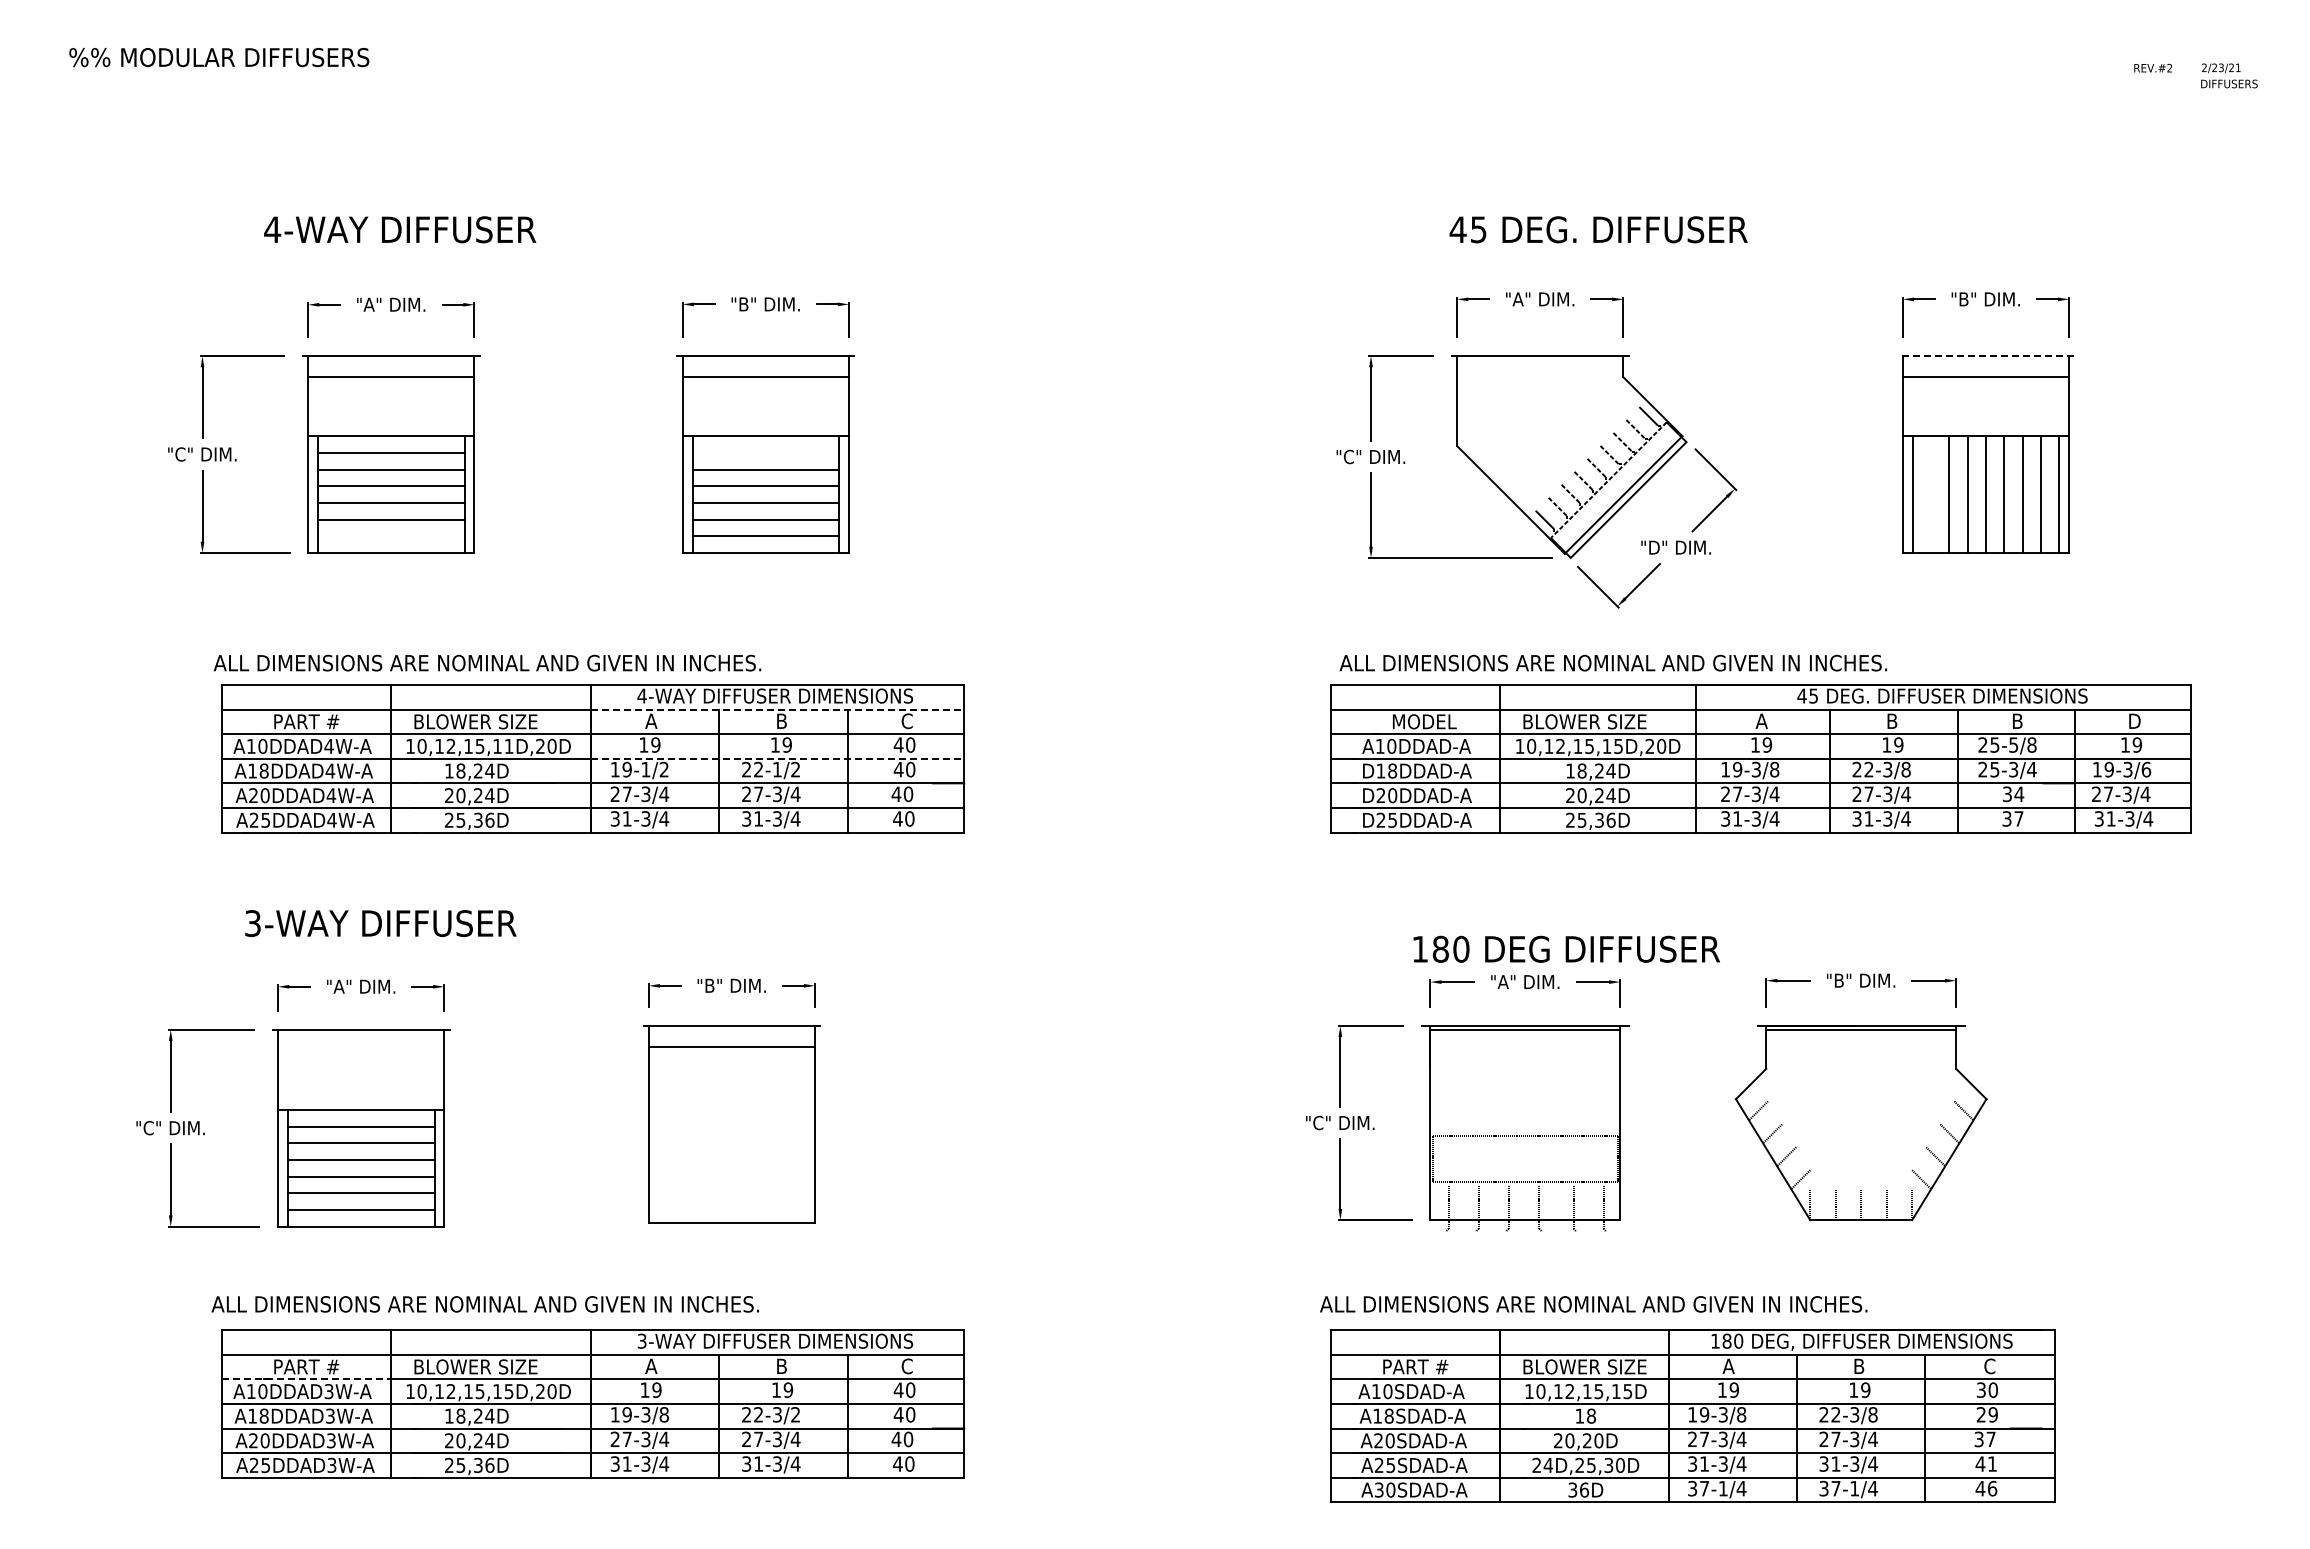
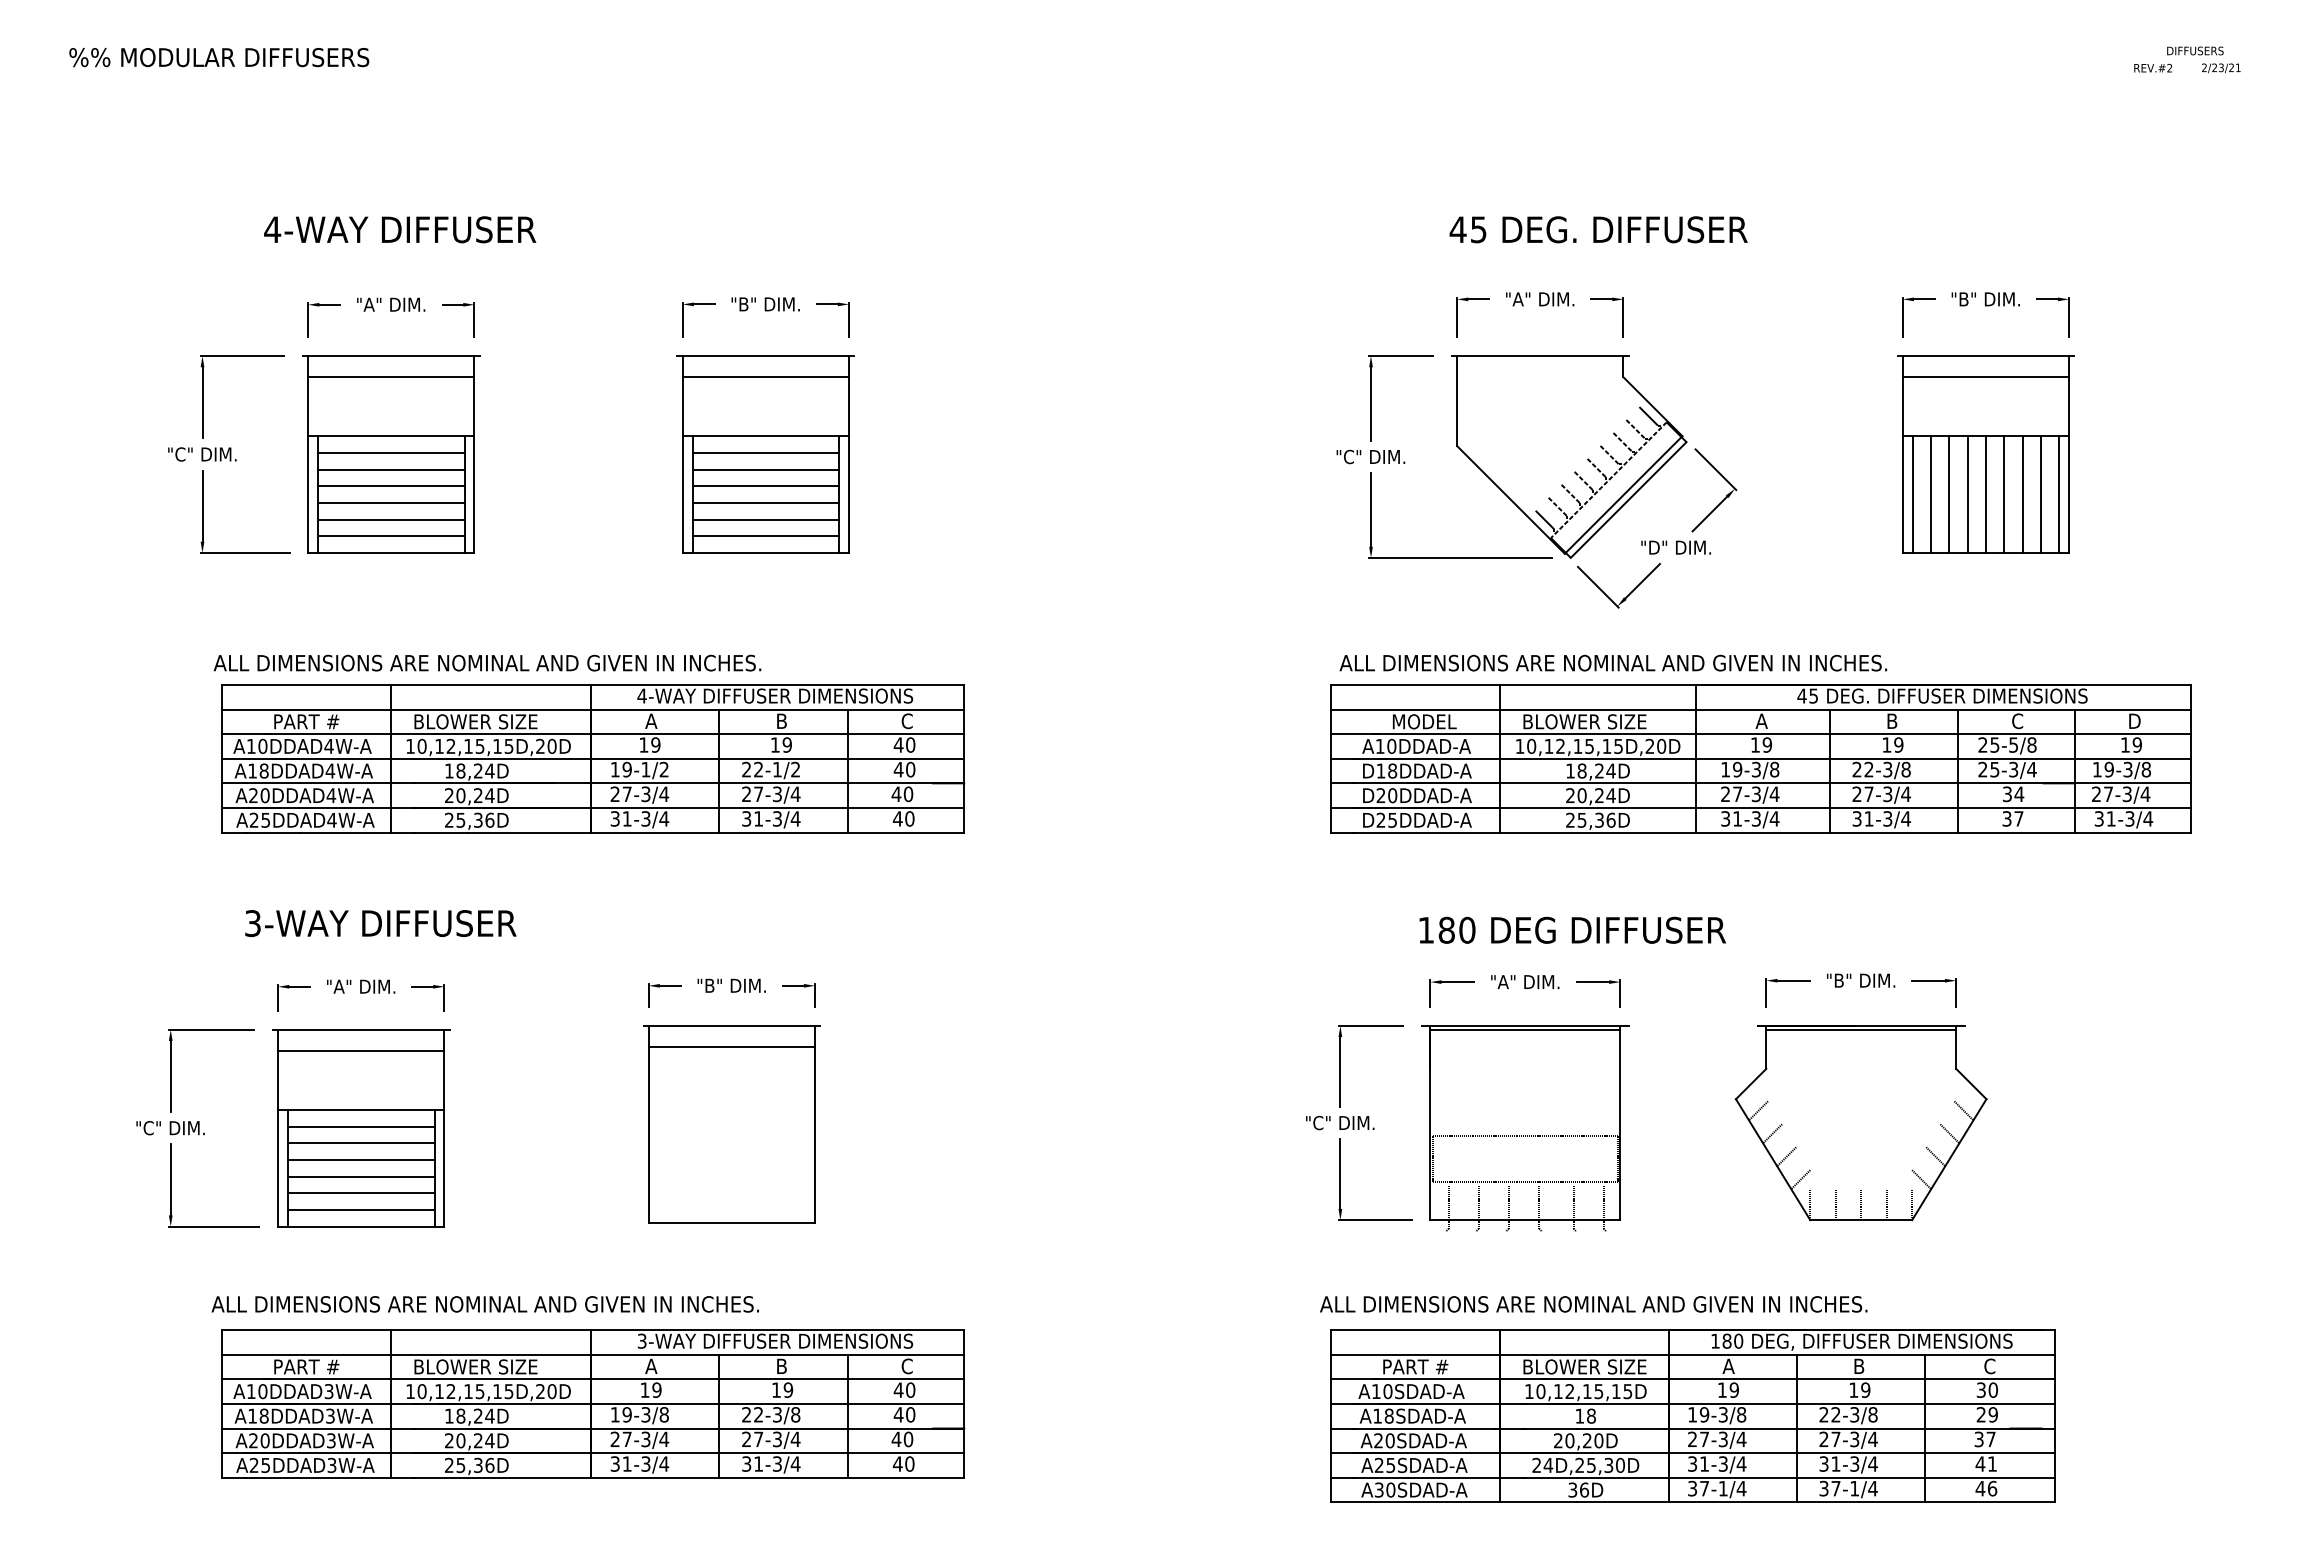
text position: (2229, 83) -> (2195, 50) (2195, 50)
line: dashed -> solid (1985, 356)
line: none -> present (765, 452)
line: none -> present (1931, 494)
line: none -> present (391, 536)
line: dashed -> solid (778, 709)
text: B -> C (2017, 721)
text: 10,12,15,11D,20D -> 10,12,15,15D,20D (508, 746)
line: dashed -> solid (778, 758)
text: 19-3/6 -> 19-3/8 (2146, 769)
text position: (1566, 948) -> (1572, 929) (1572, 929)
line: none -> present (361, 1050)
line: dashed -> solid (306, 1379)
text: 22-3/2 -> 22-3/8 (795, 1414)
